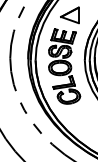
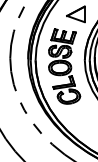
part position: (69, 15) -> (75, 14) (75, 14)
